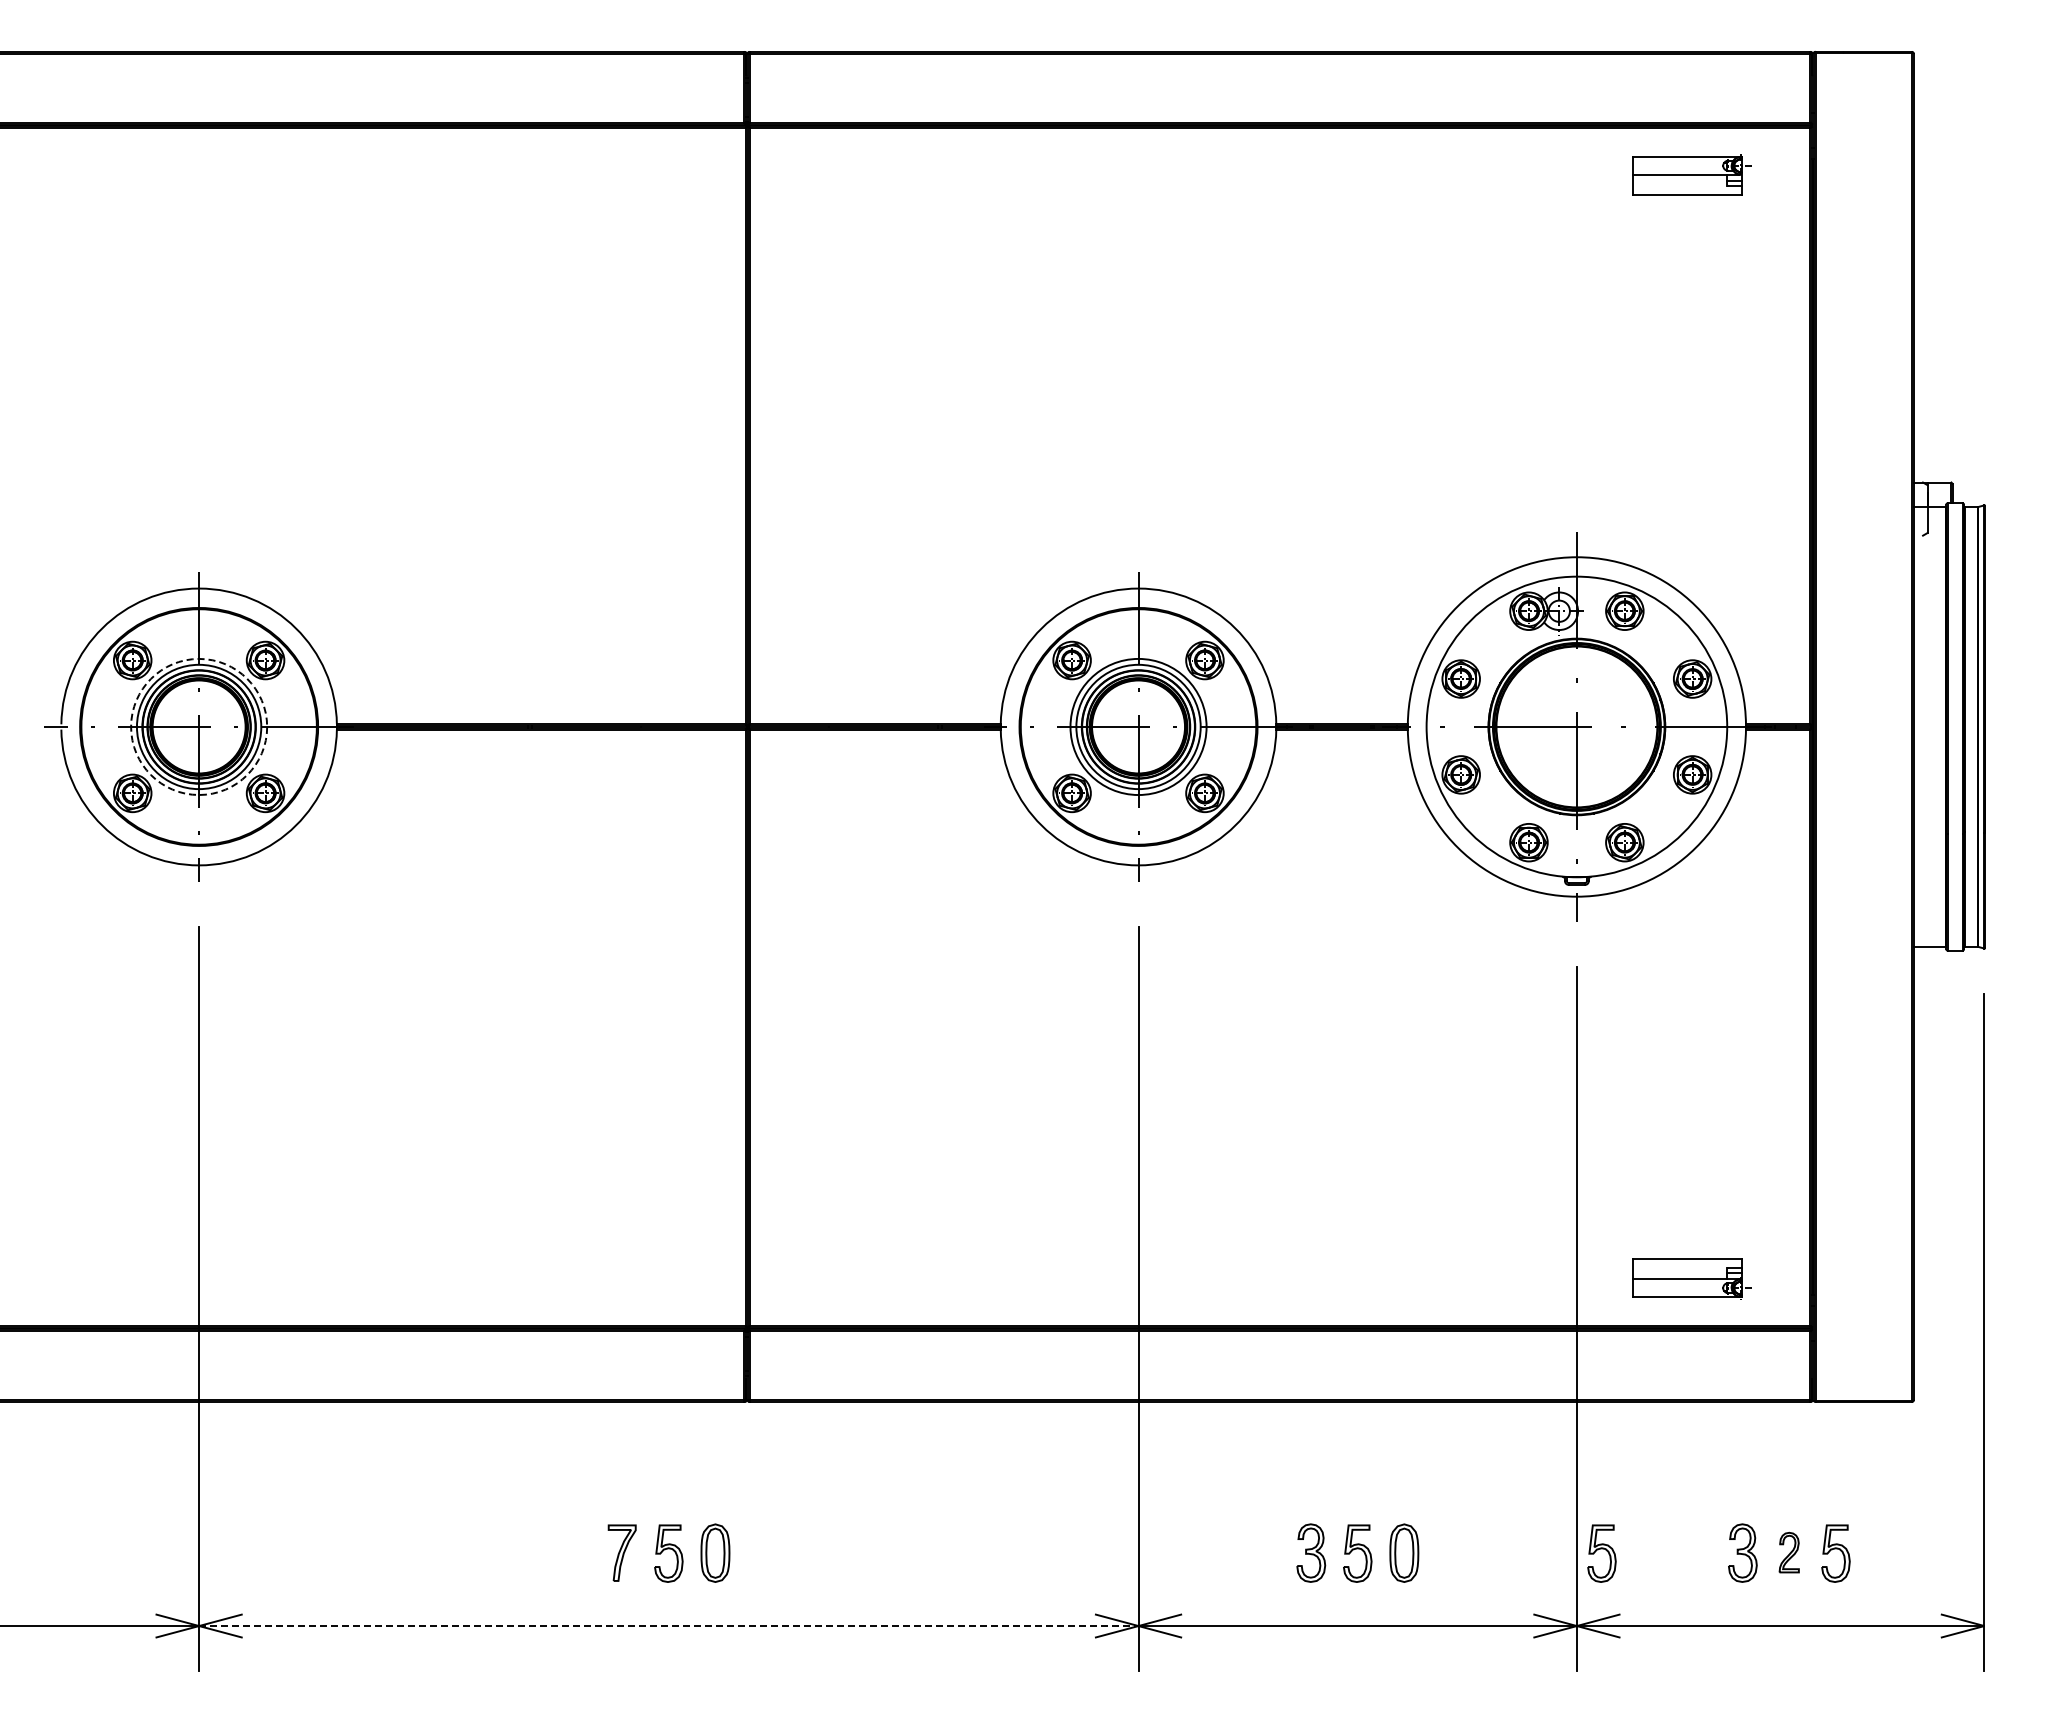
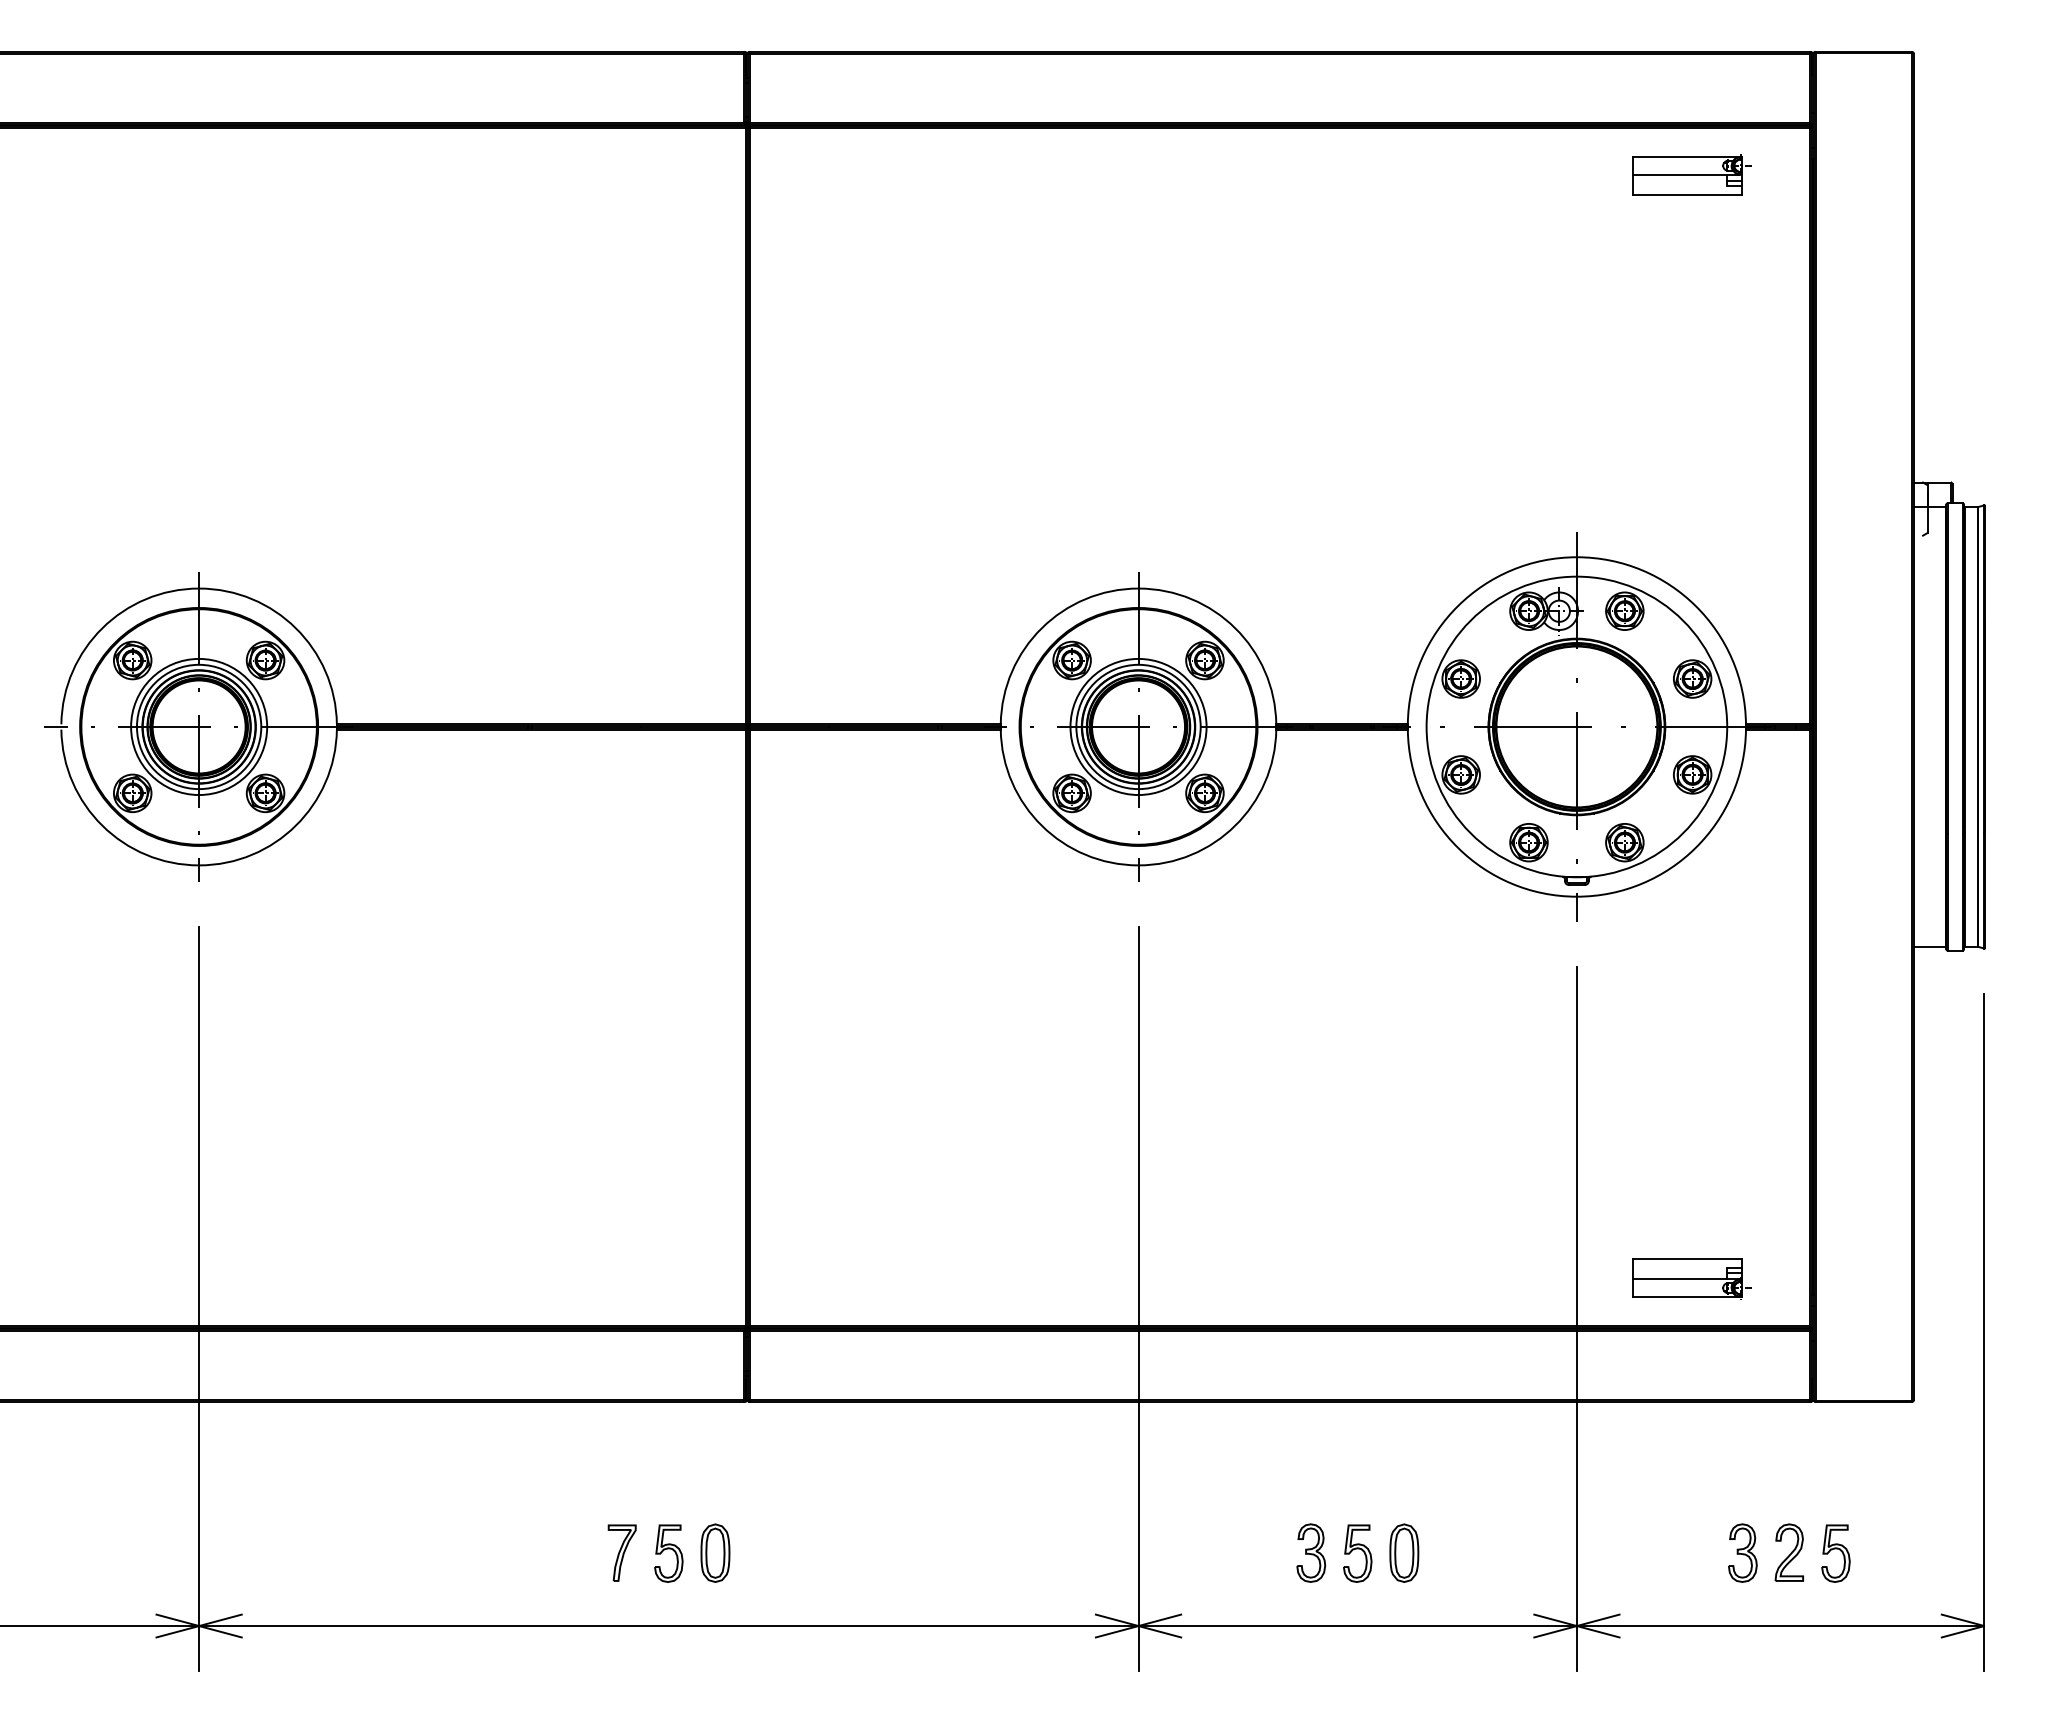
circle: dashed -> solid (199, 726)
part size: 22x43 px -> 30x59 px (1788, 1552)
part: present -> none (1601, 1553)
line: dashed -> solid (668, 1626)
